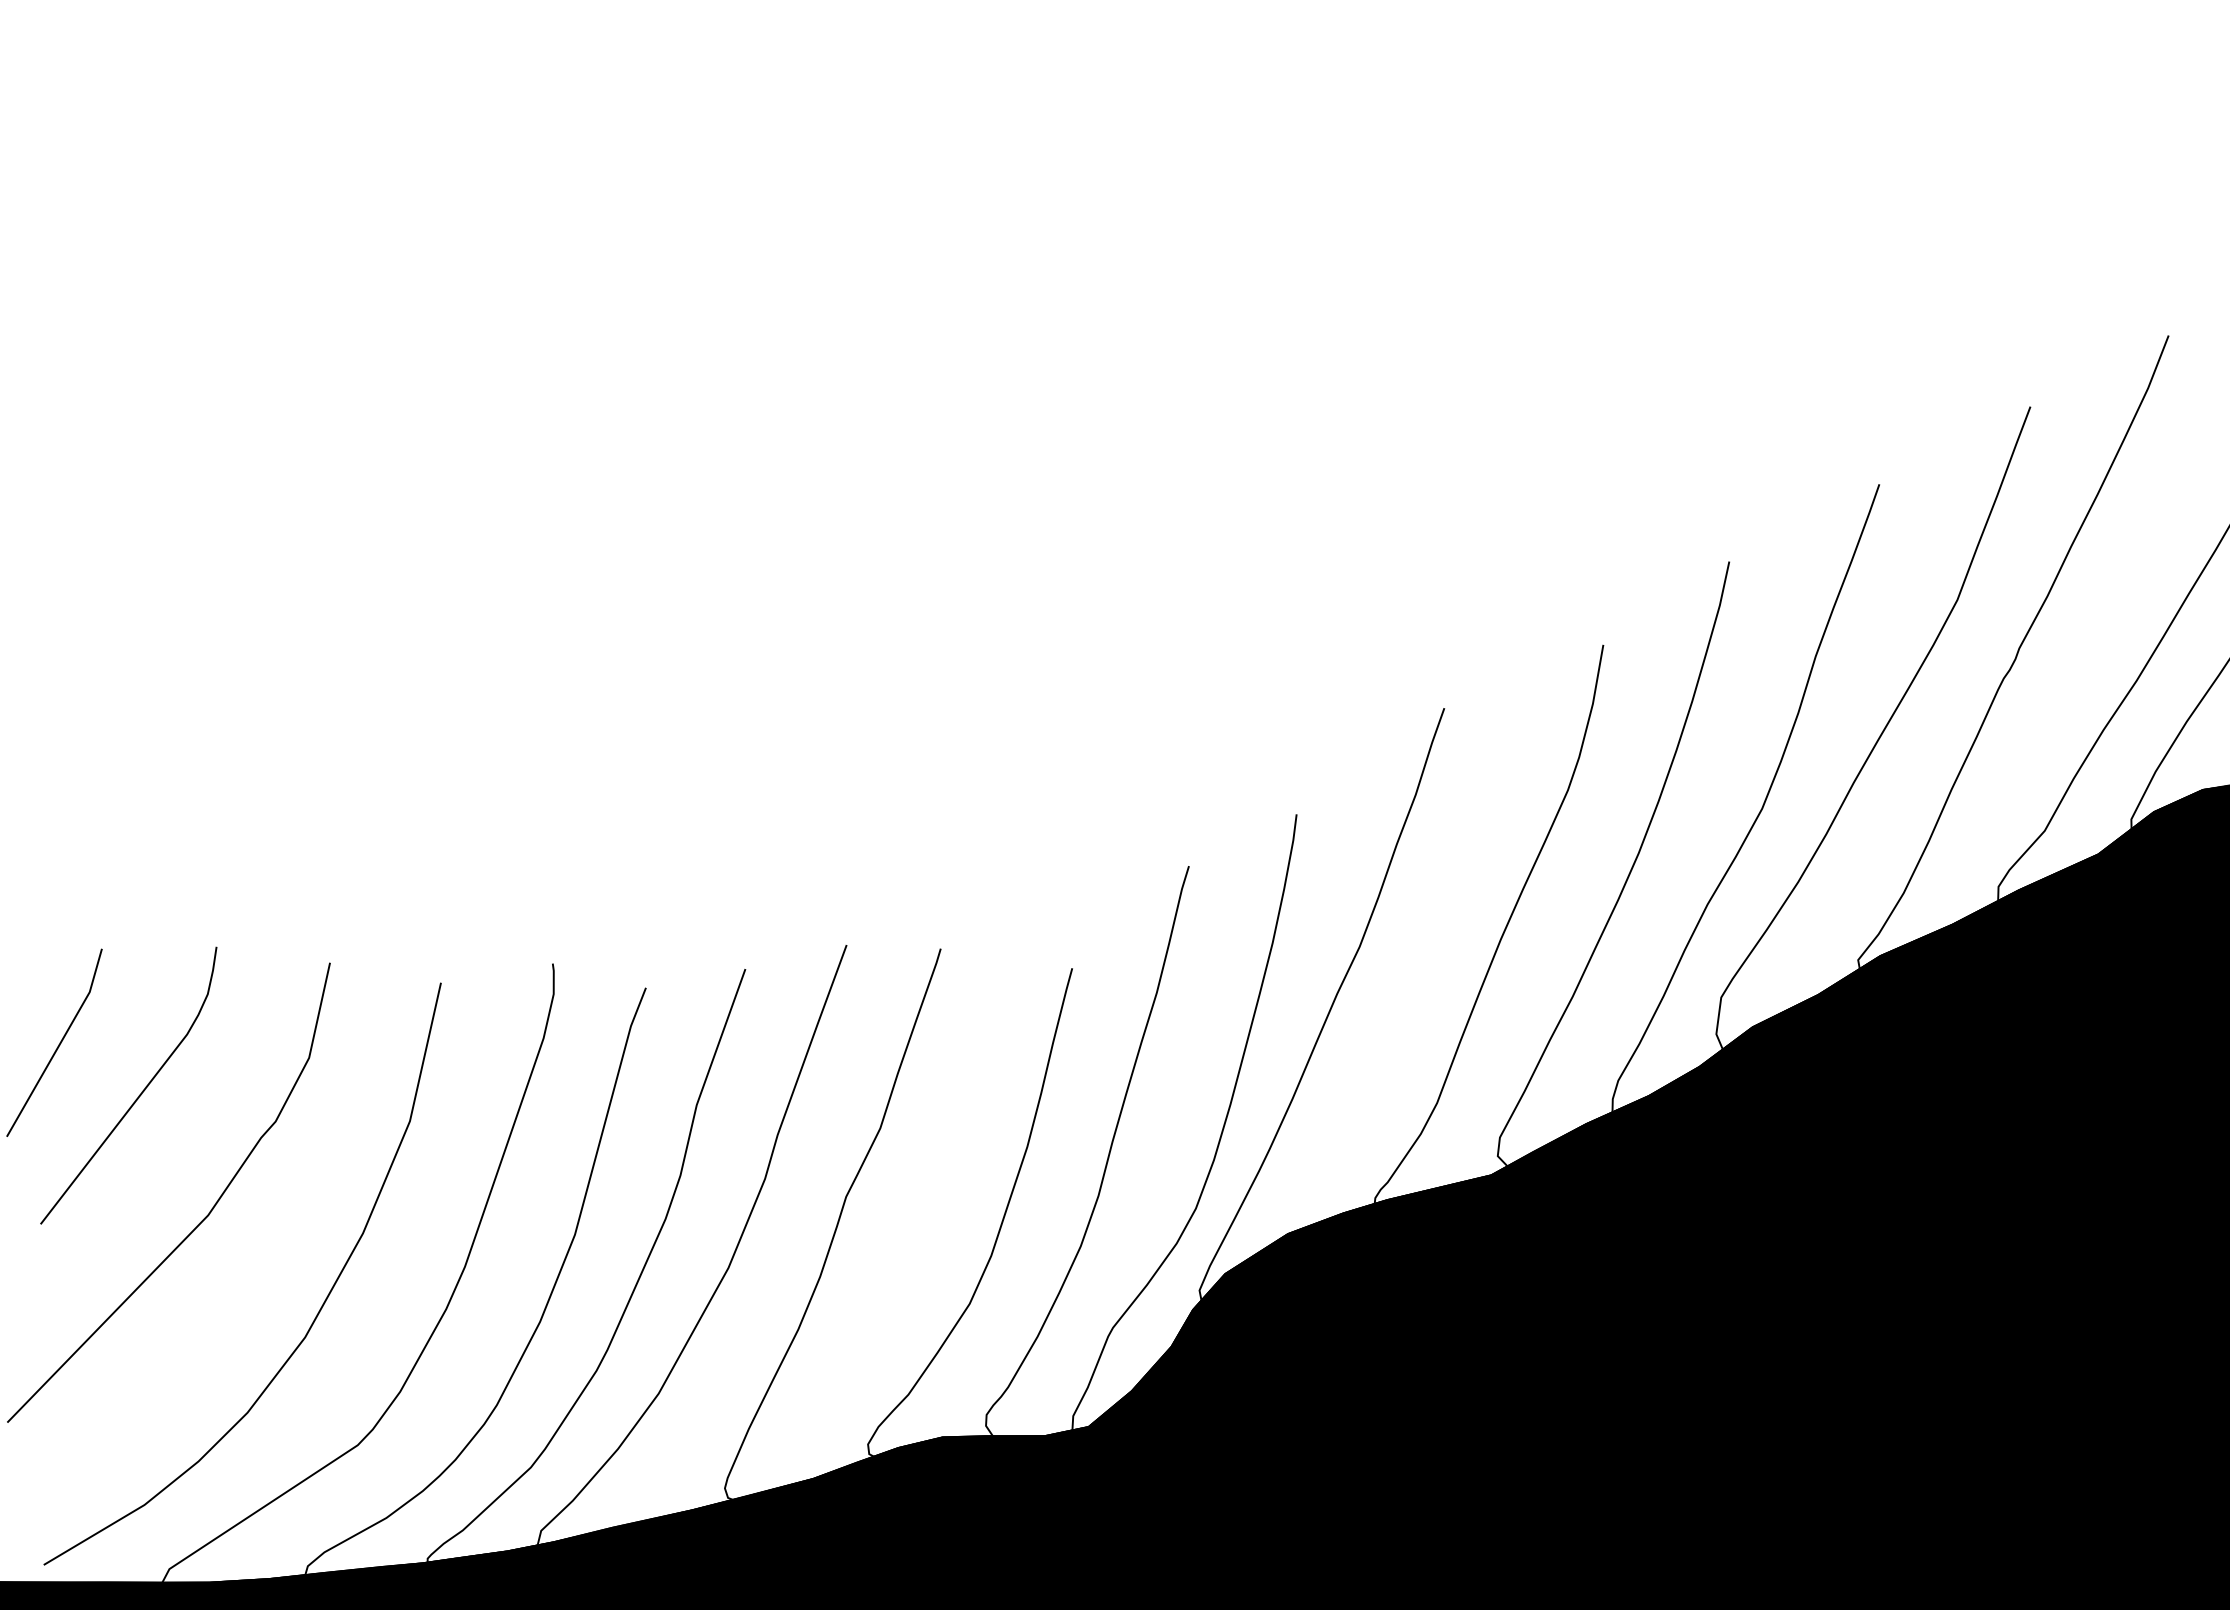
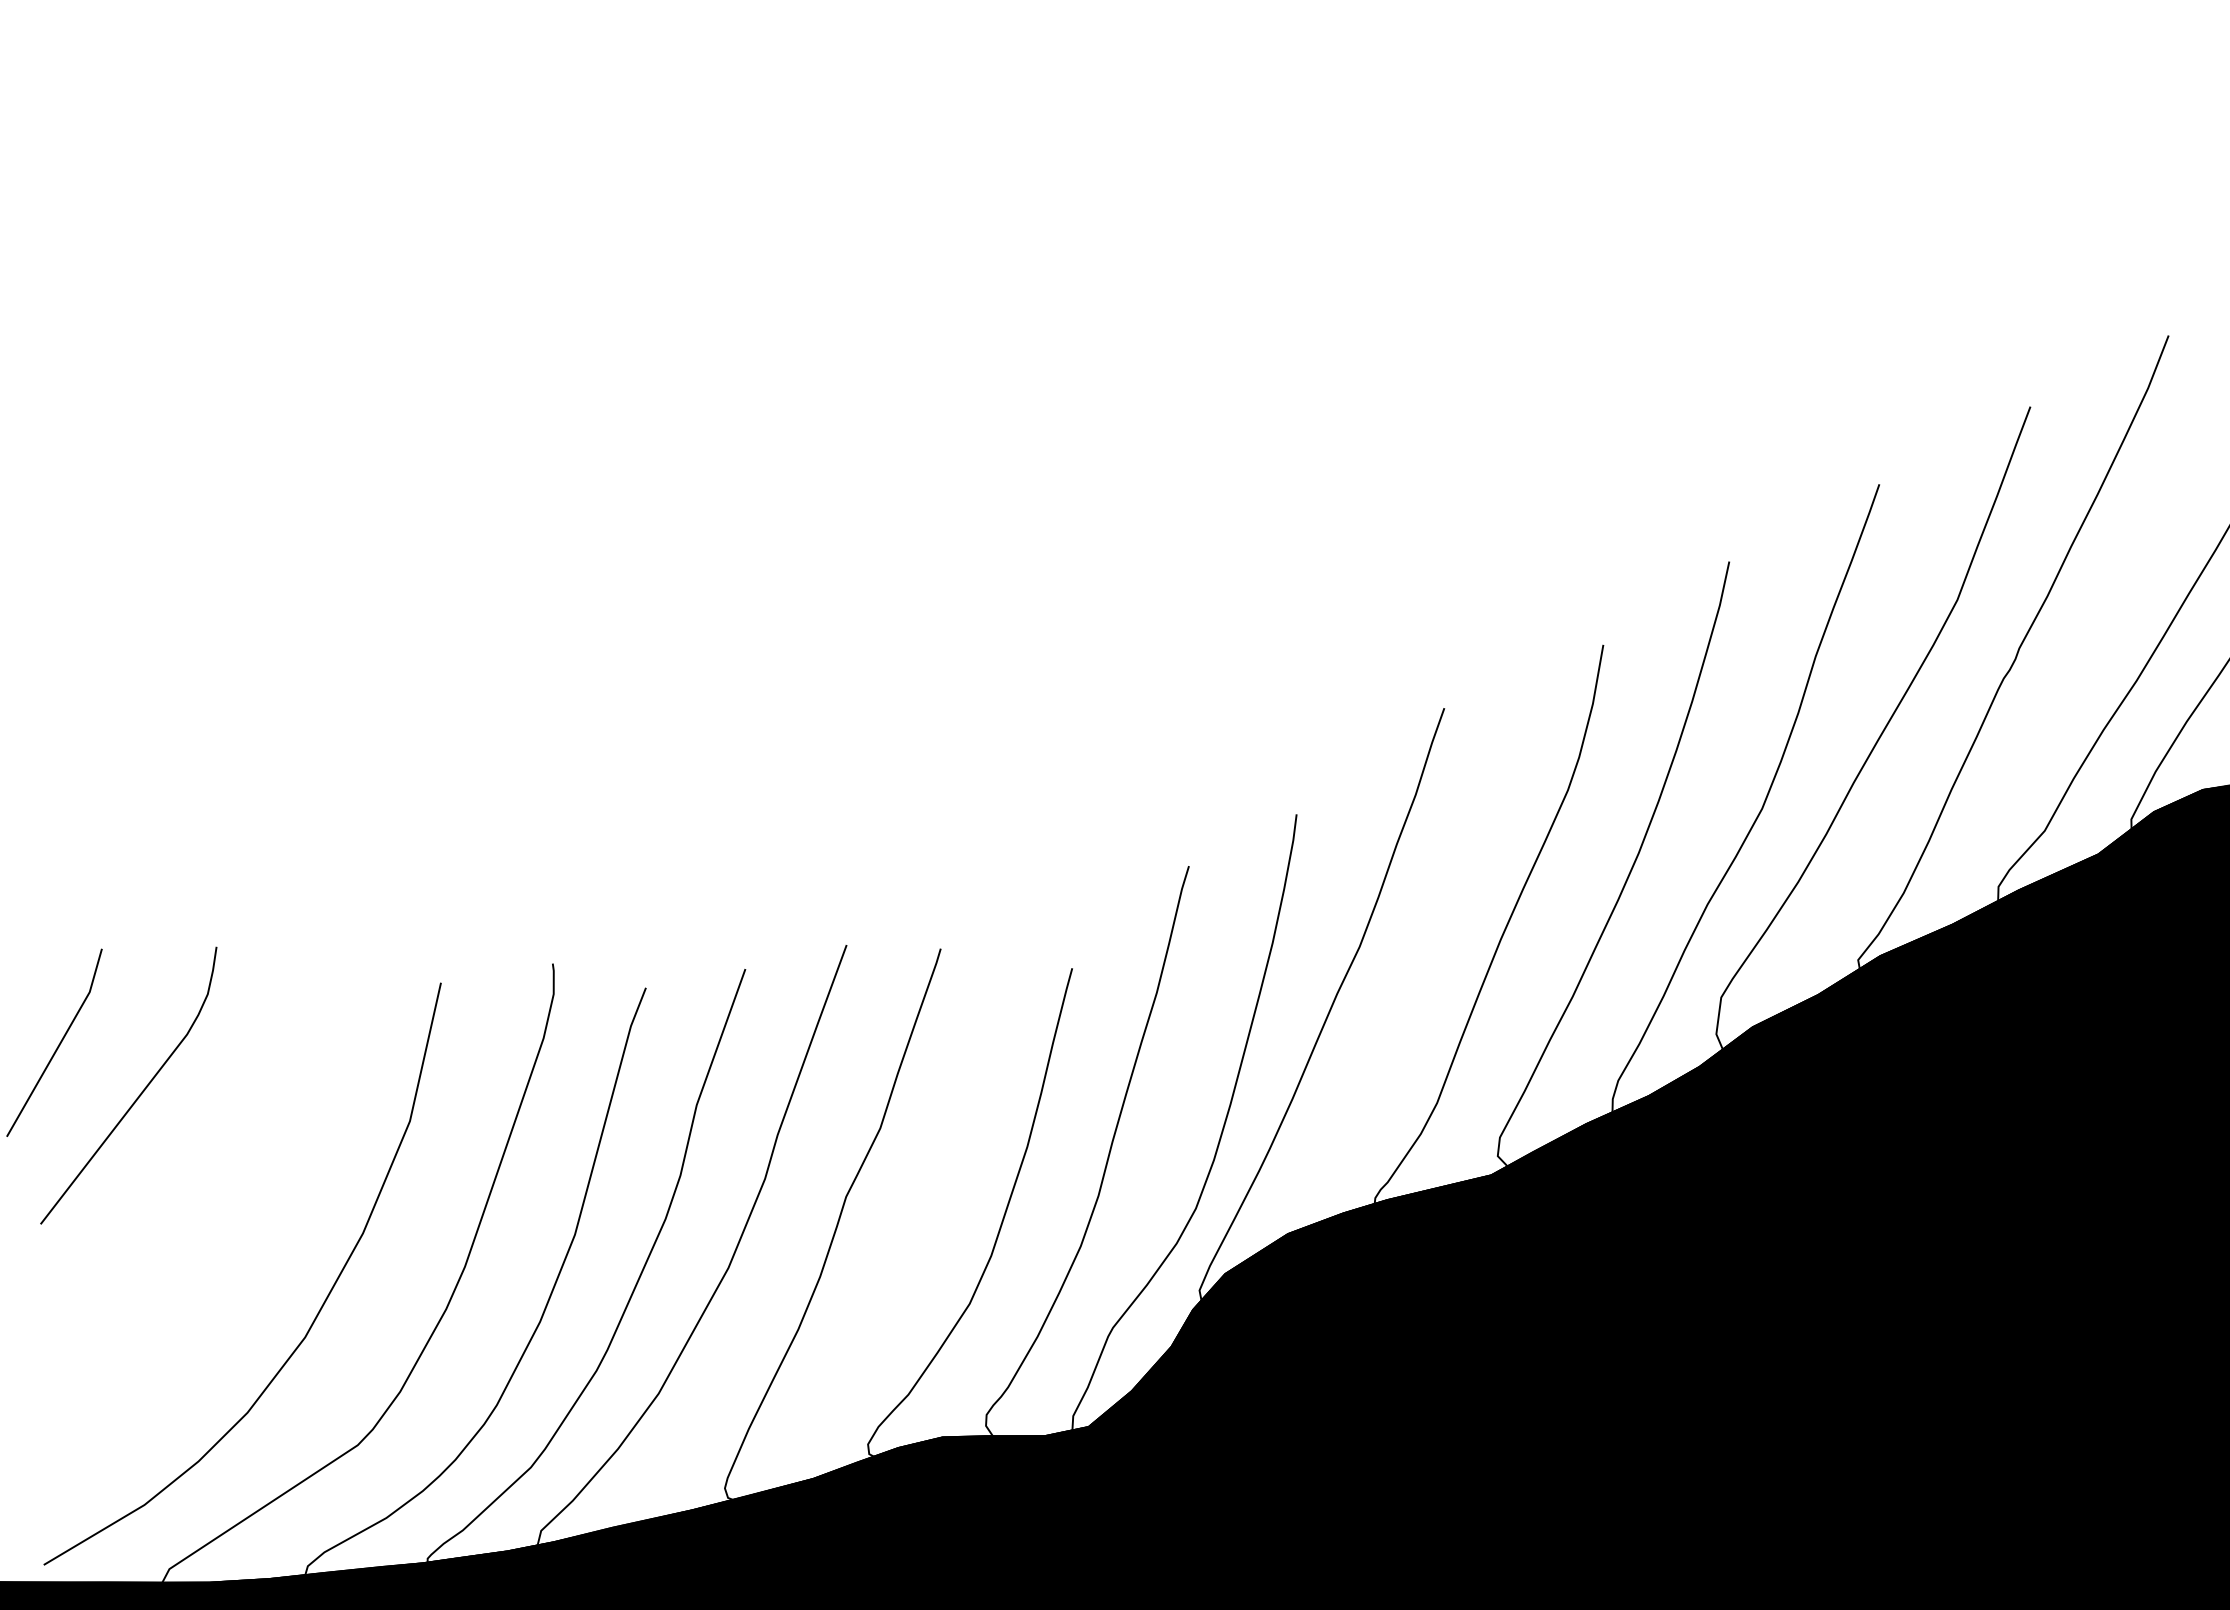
curve: present -> none (199, 1222)
